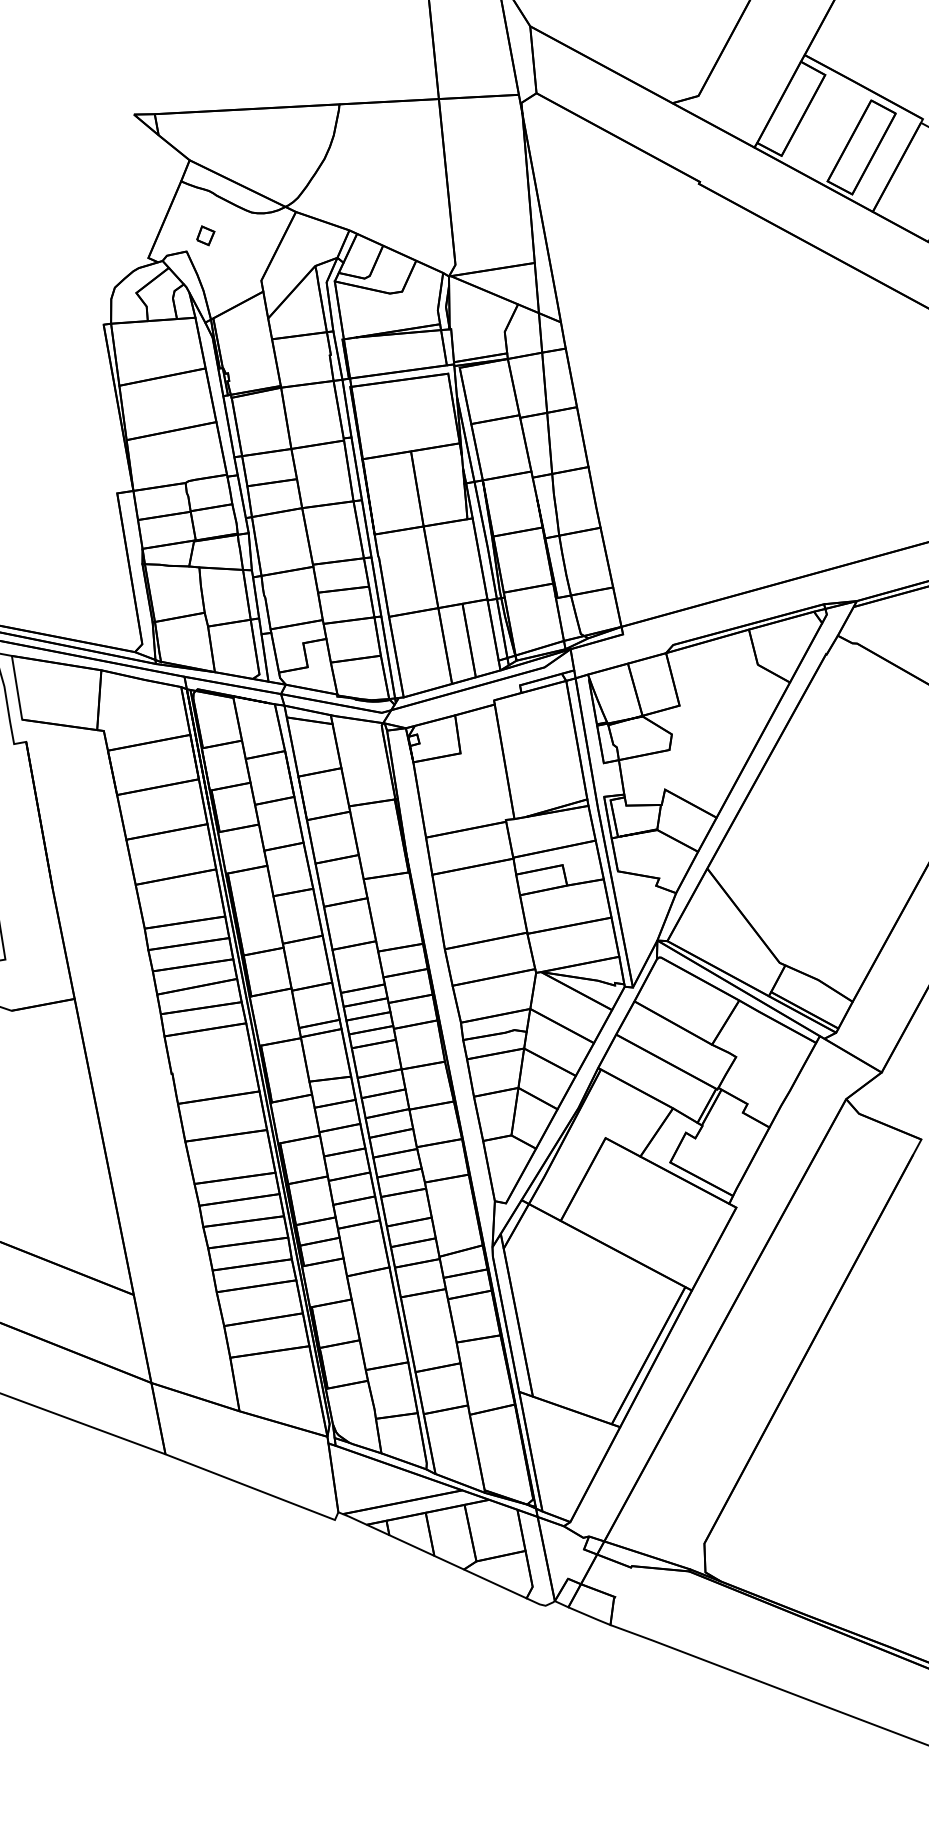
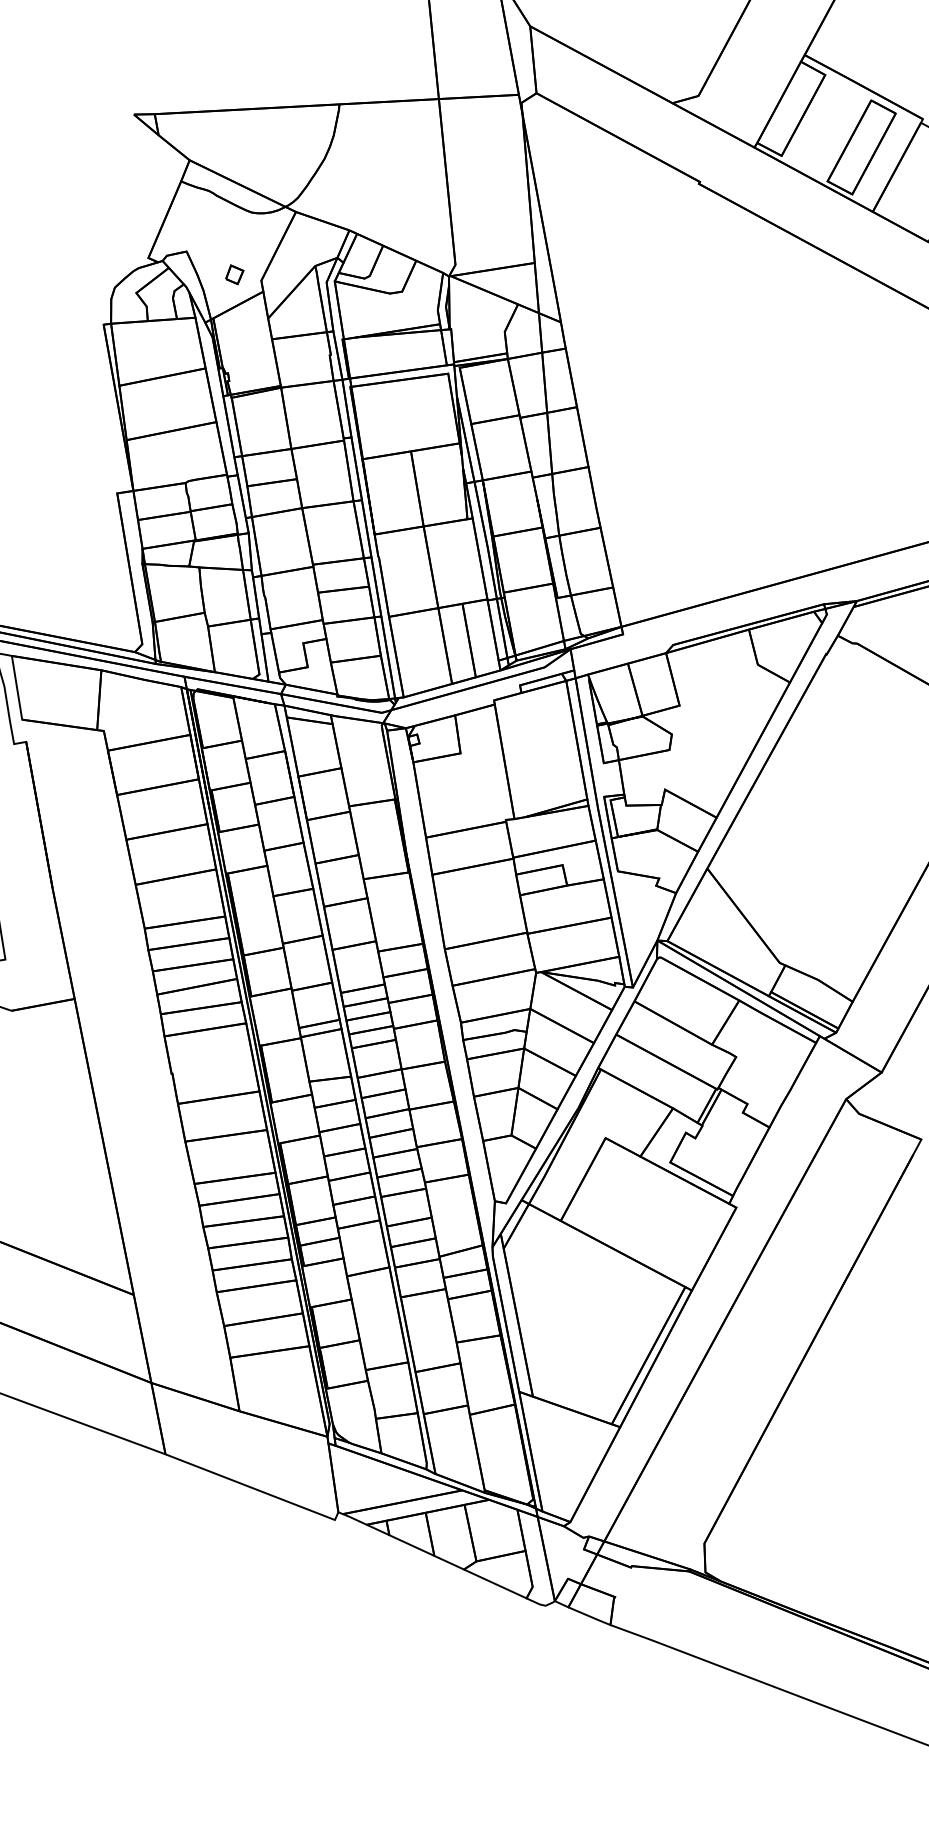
part position: (205, 235) -> (234, 274) (234, 274)
